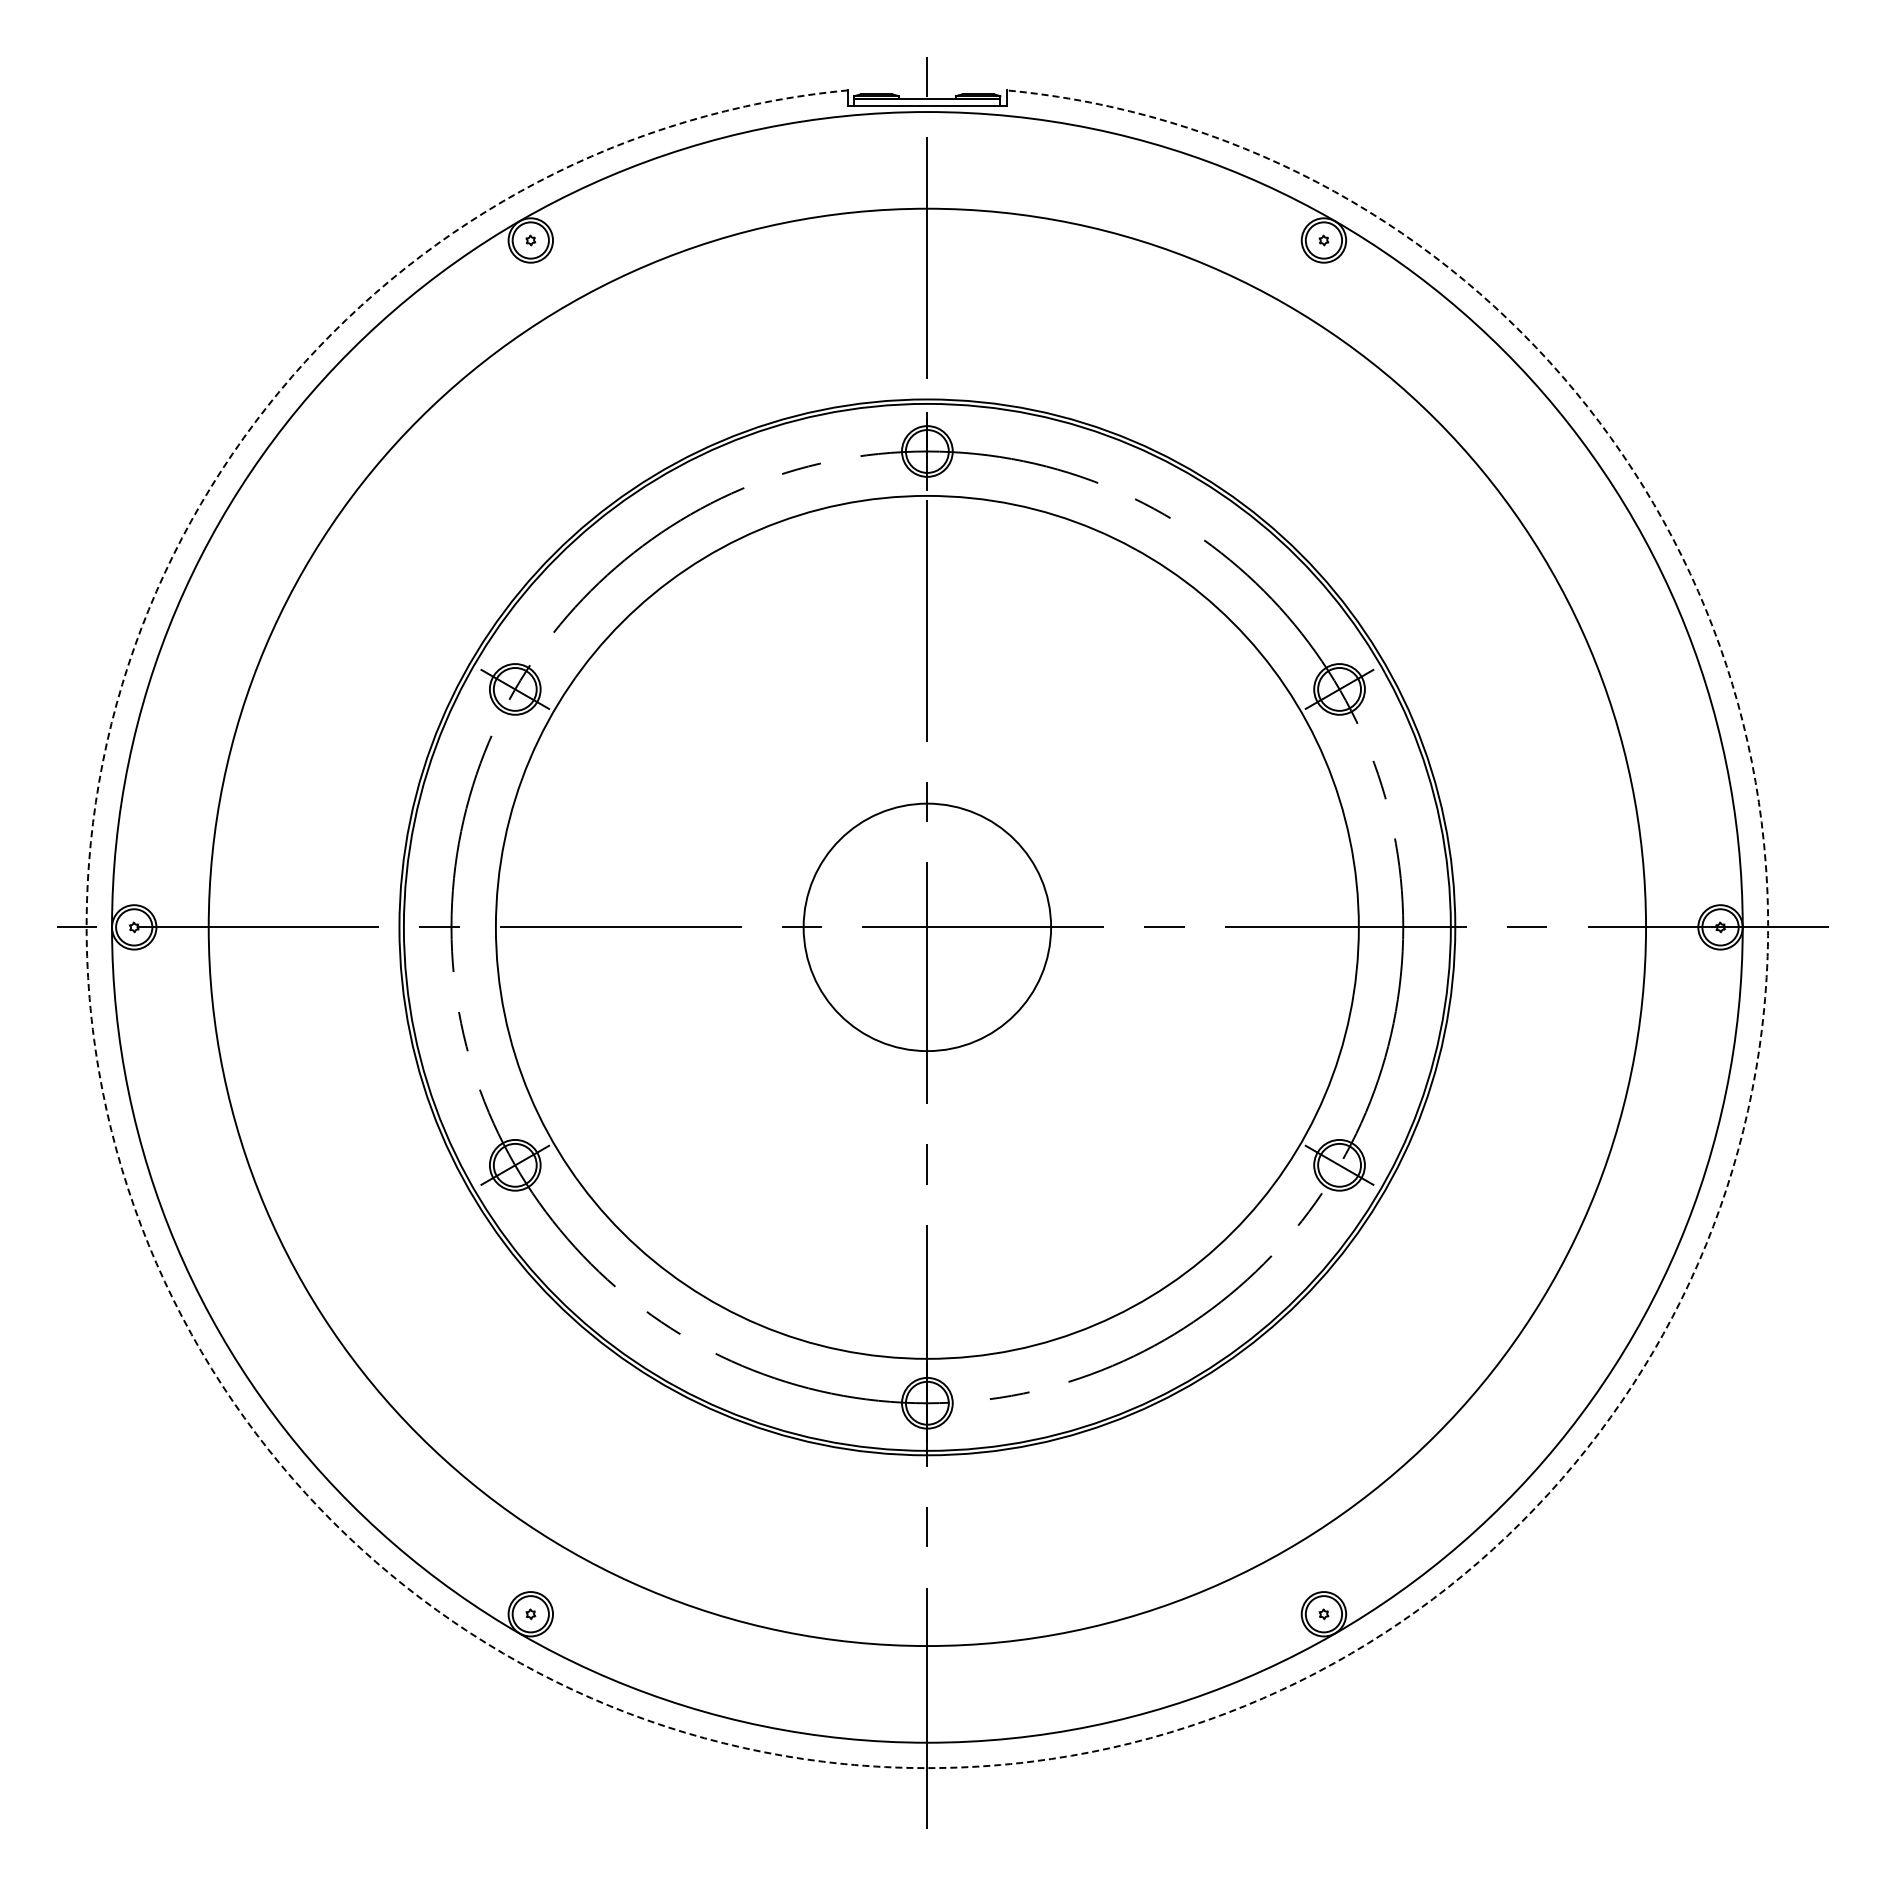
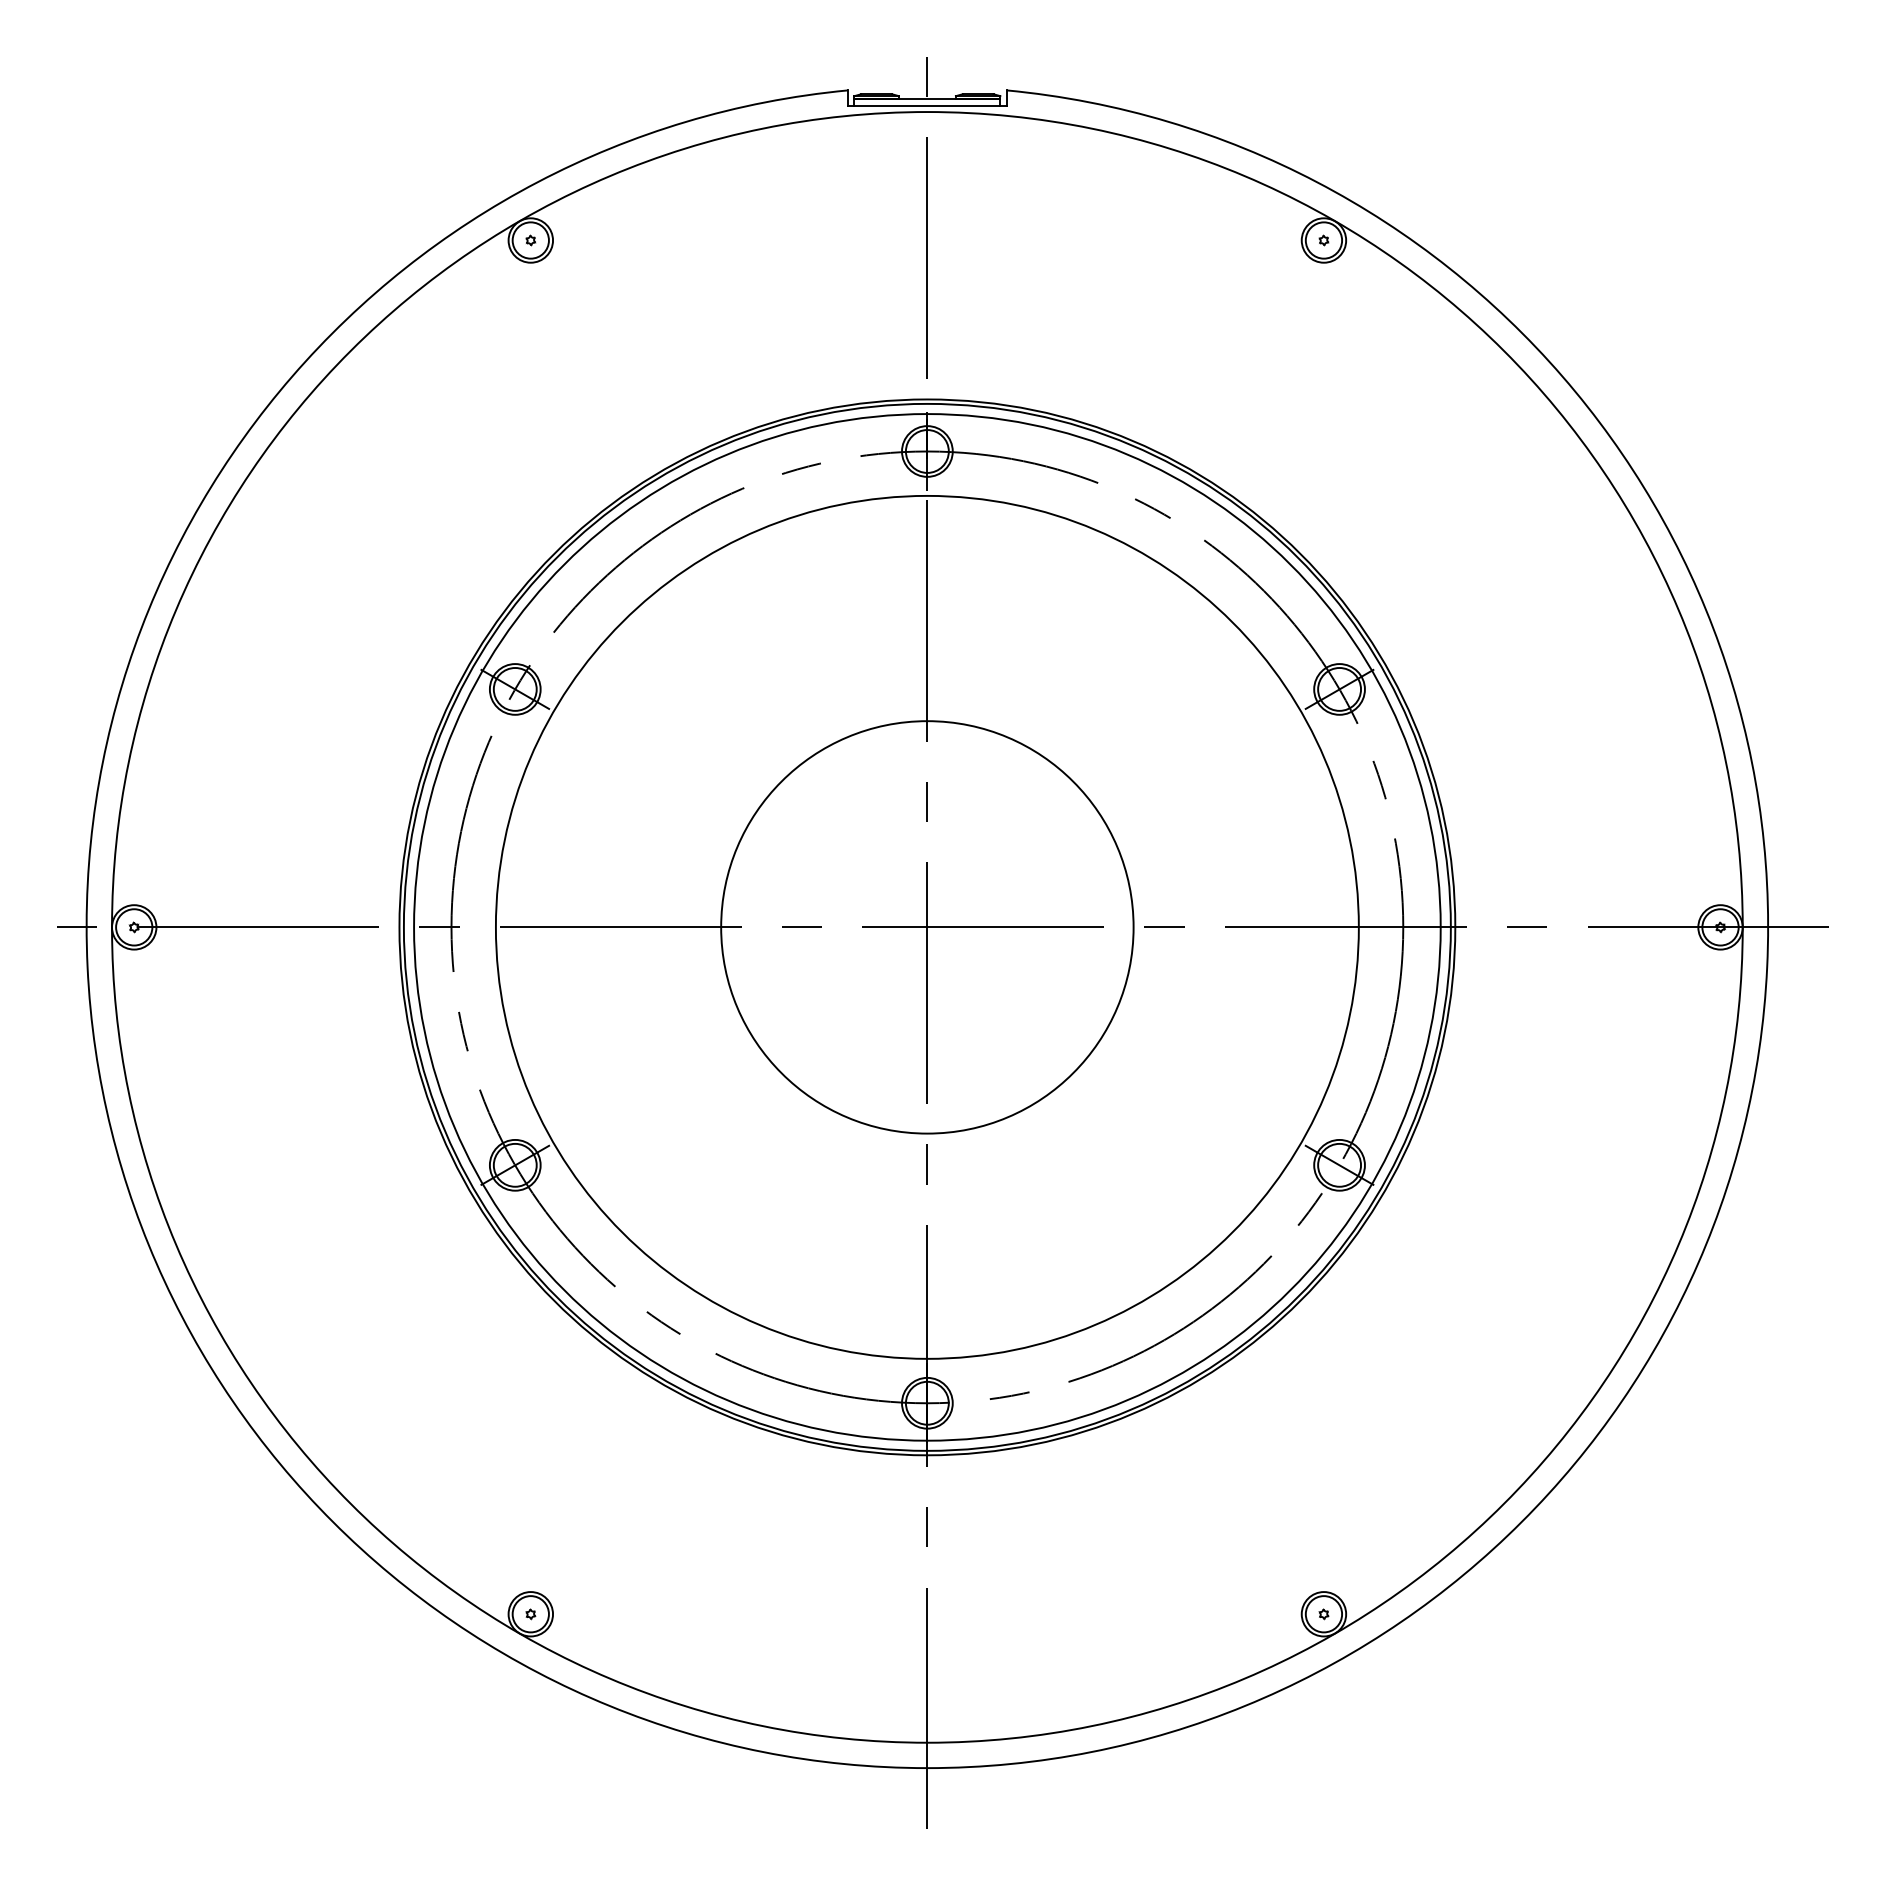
circle diameter: 1437 px -> 1027 px (927, 927)
circle diameter: 247 px -> 412 px (927, 927)
arc: dashed -> solid (927, 1768)
